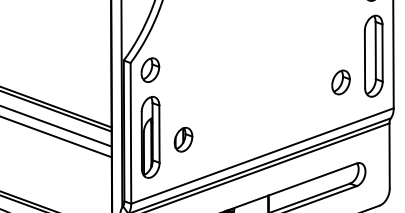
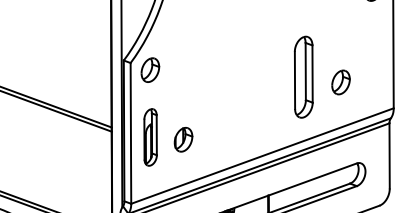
part position: (373, 55) -> (303, 76) (303, 76)
line: present -> none (56, 126)
line: present -> none (56, 137)
part size: 21x83 px -> 15x59 px (150, 137)
